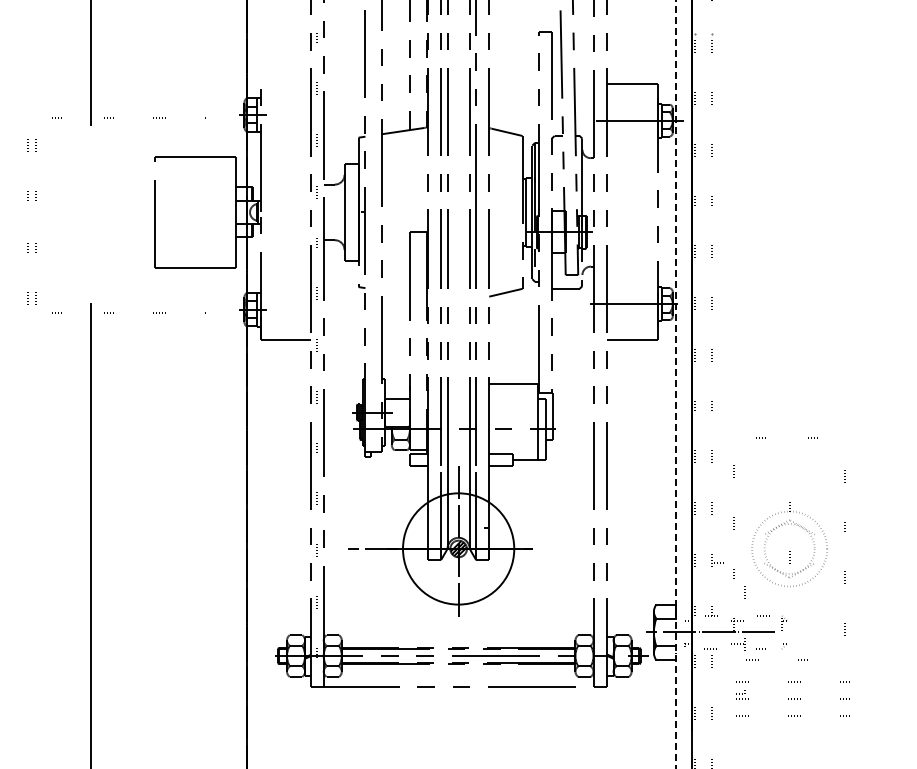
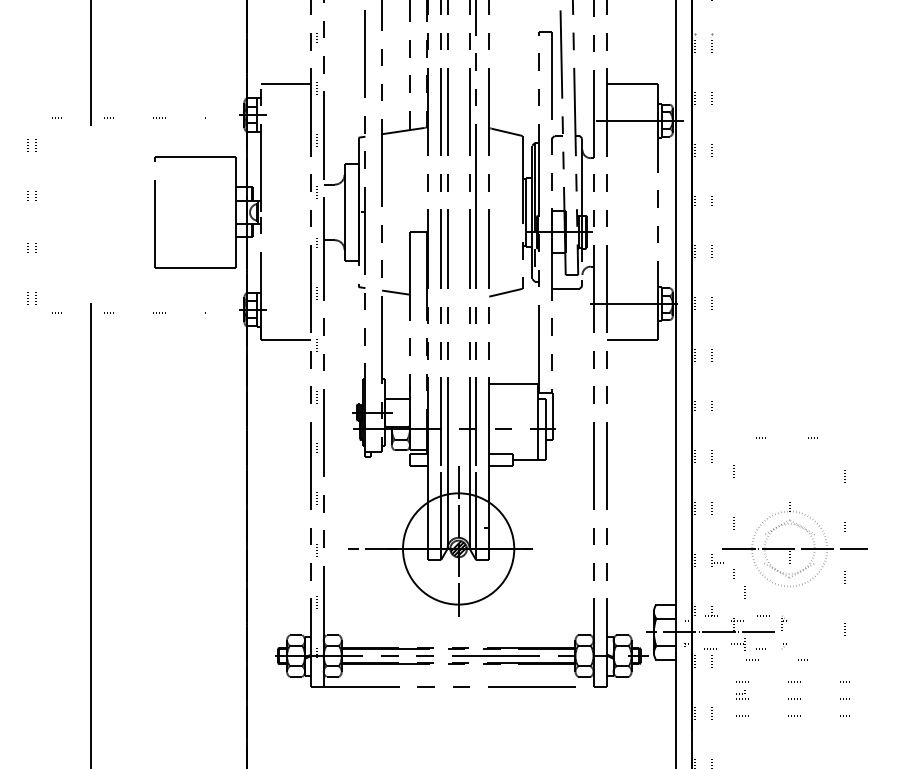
line: none -> present (286, 84)
line: none -> present (395, 292)
line: dashed -> solid (675, 384)
line: none -> present (795, 548)
